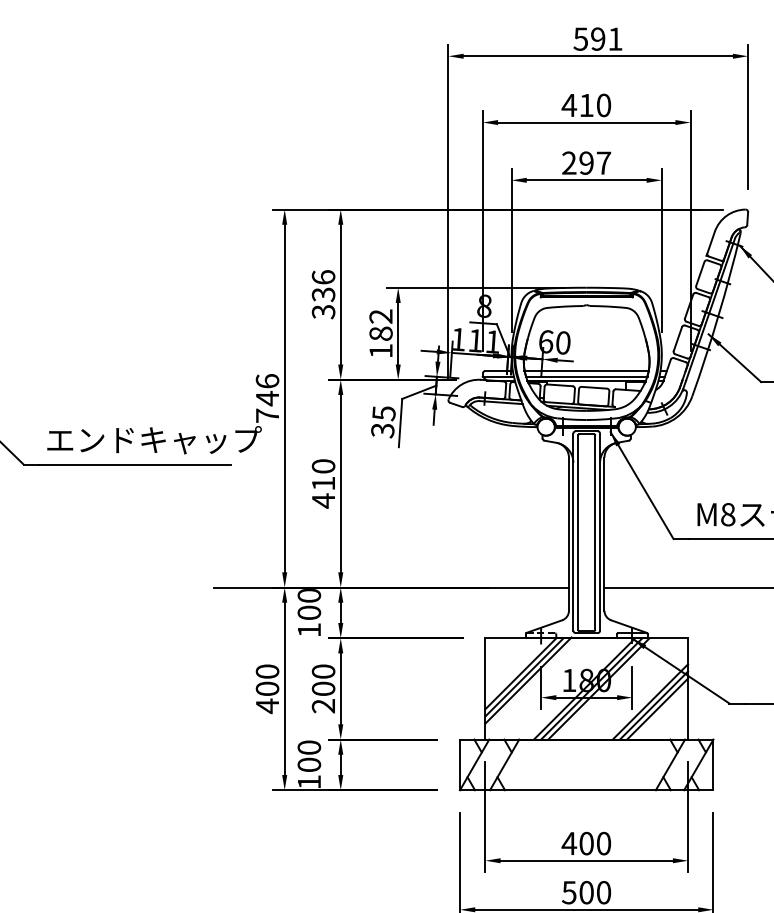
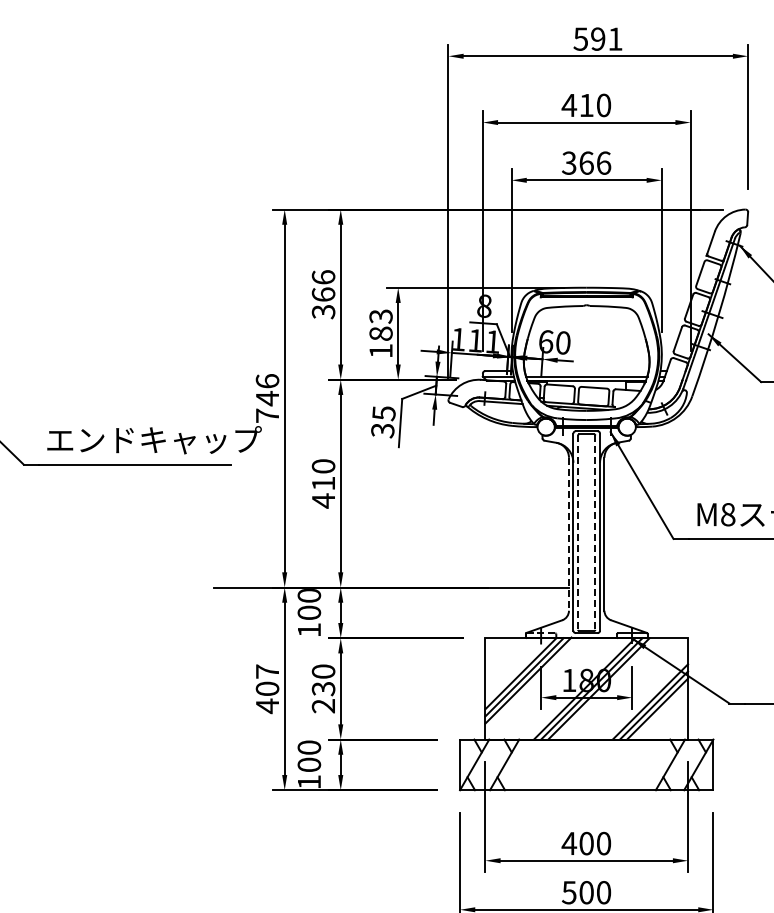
text: 297 -> 366 (586, 162)
text: 336 -> 366 (323, 294)
text: 182 -> 183 (380, 316)
line: present -> none (585, 371)
line: solid -> dashed (578, 533)
line: solid -> dashed (595, 533)
line: solid -> dashed (568, 534)
line: present -> none (687, 587)
text: 400 -> 407 (267, 671)
text: 200 -> 230 (323, 688)
